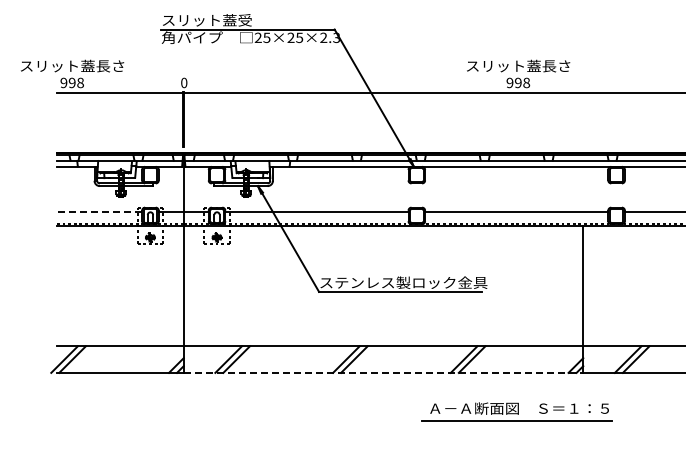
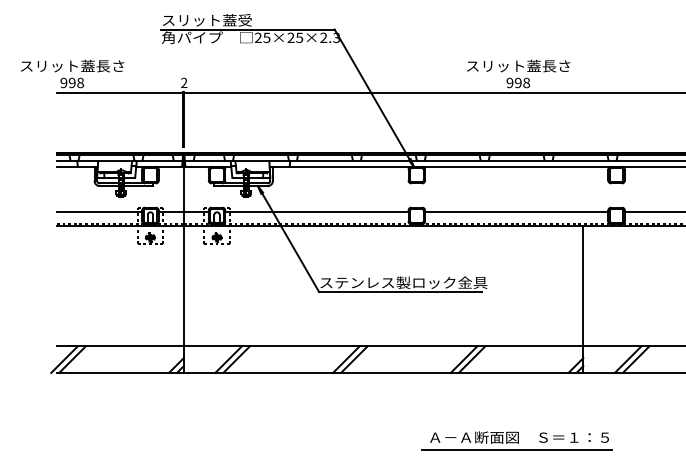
text: 0 -> 2 (184, 83)
line: dashed -> solid (99, 211)
line: dashed -> solid (383, 372)
part position: (516, 411) -> (516, 440) (516, 440)
